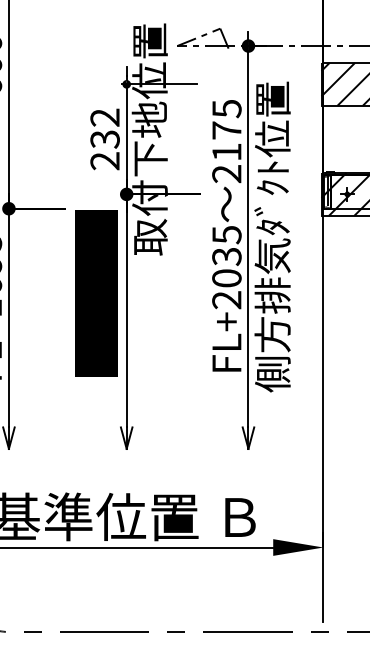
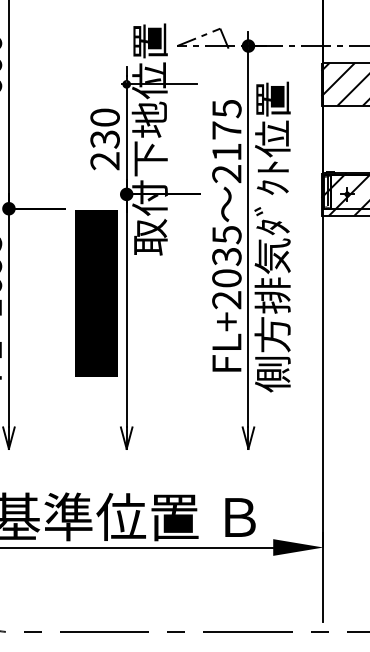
text: 232 -> 230 (104, 117)
